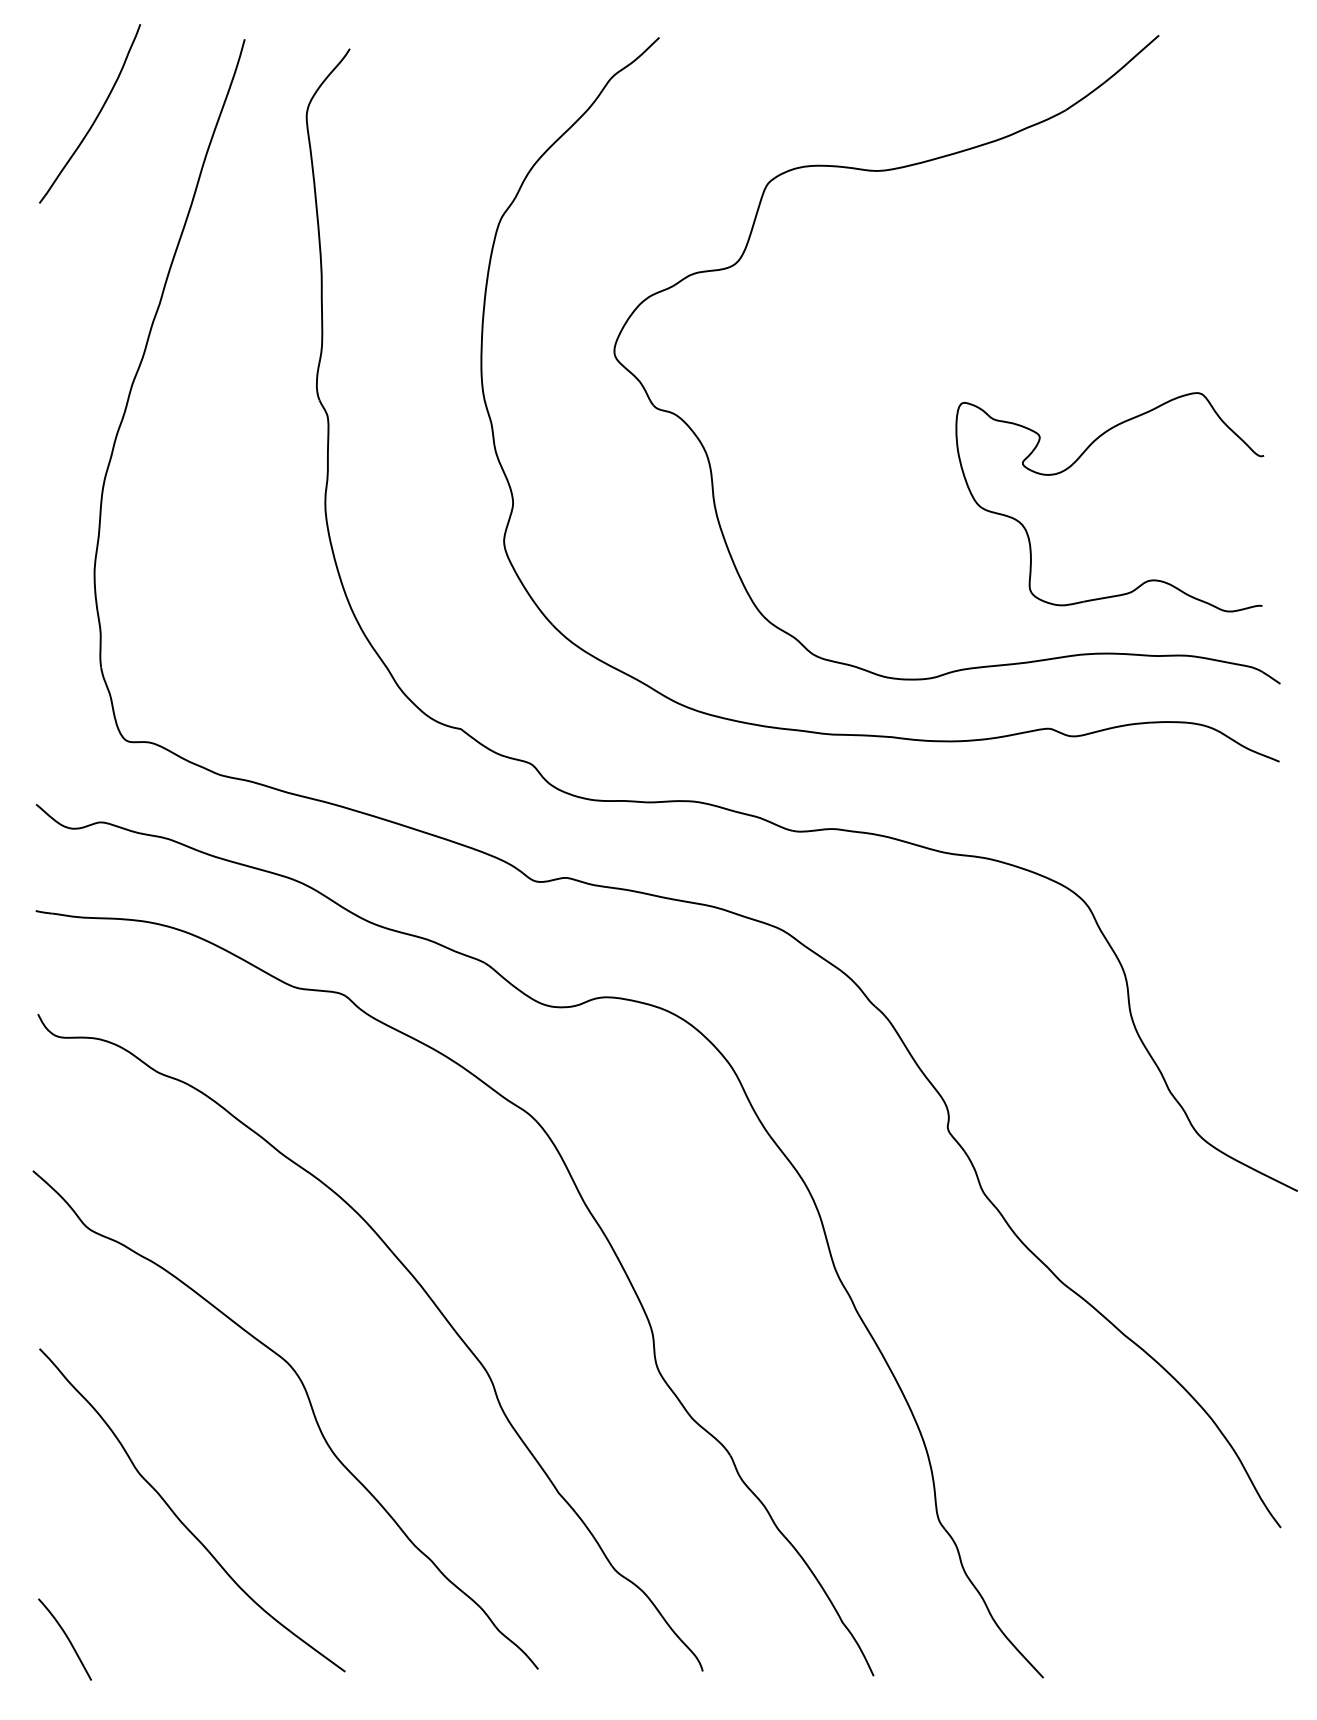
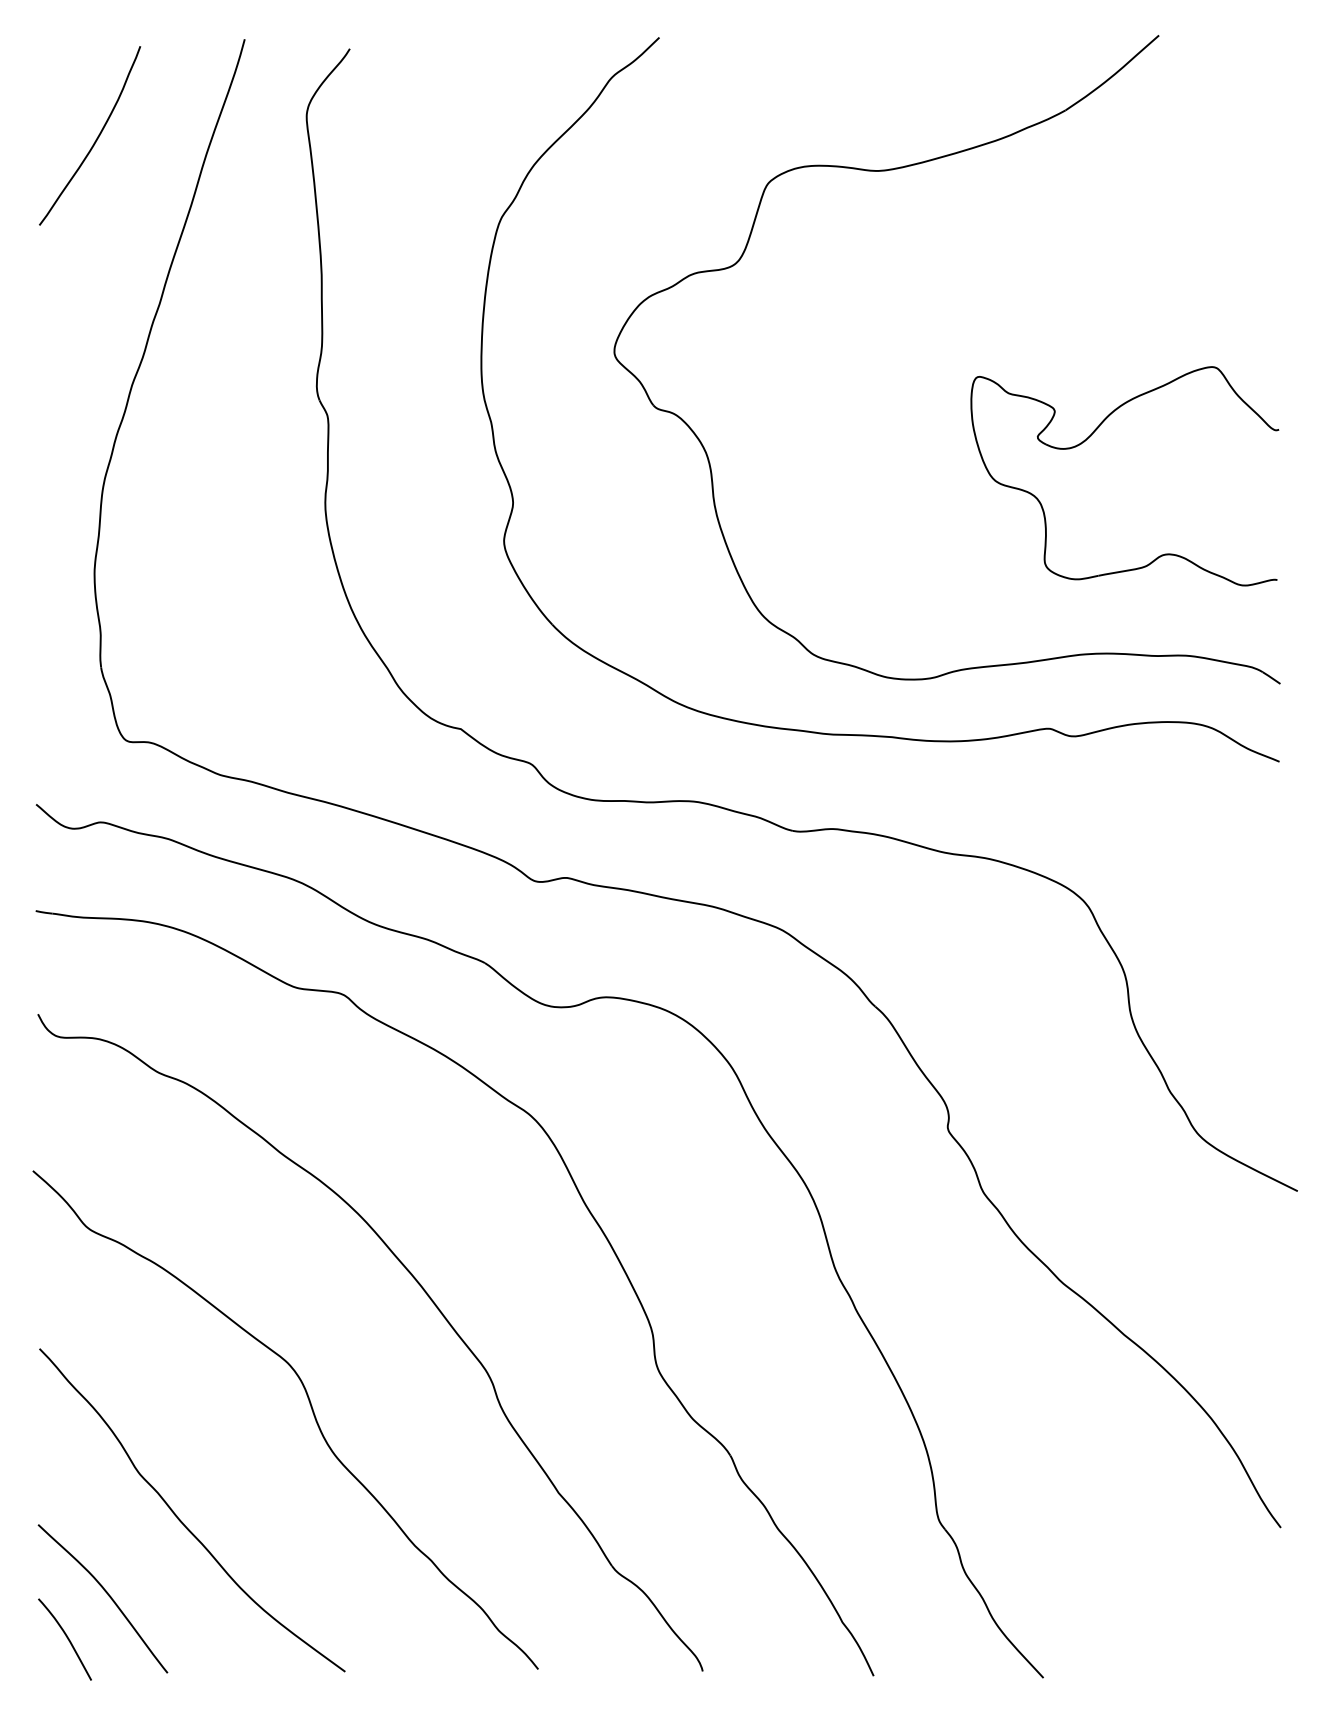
curve position: (95, 117) -> (95, 139) (95, 139)
part position: (1076, 462) -> (1091, 436) (1091, 436)
curve: none -> present (108, 1596)
